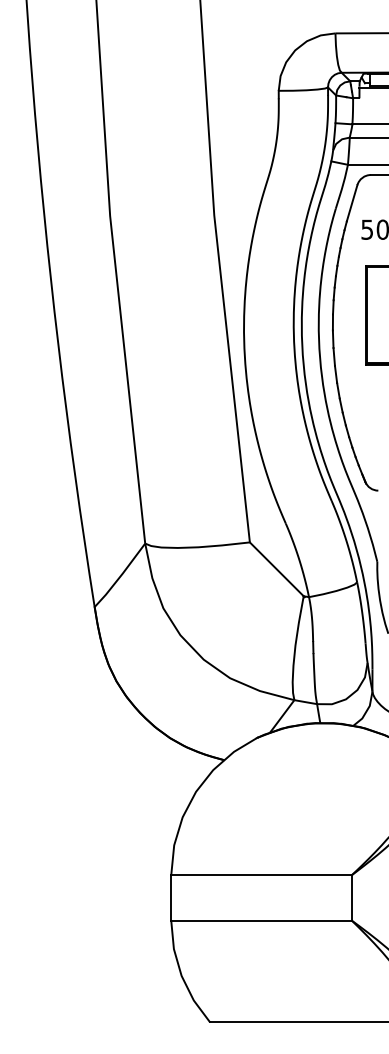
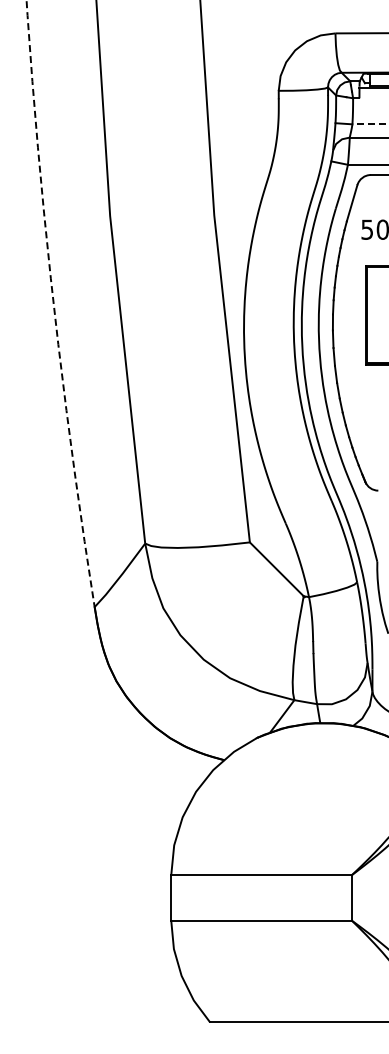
line: solid -> dashed (370, 124)
arc: solid -> dashed (53, 304)
